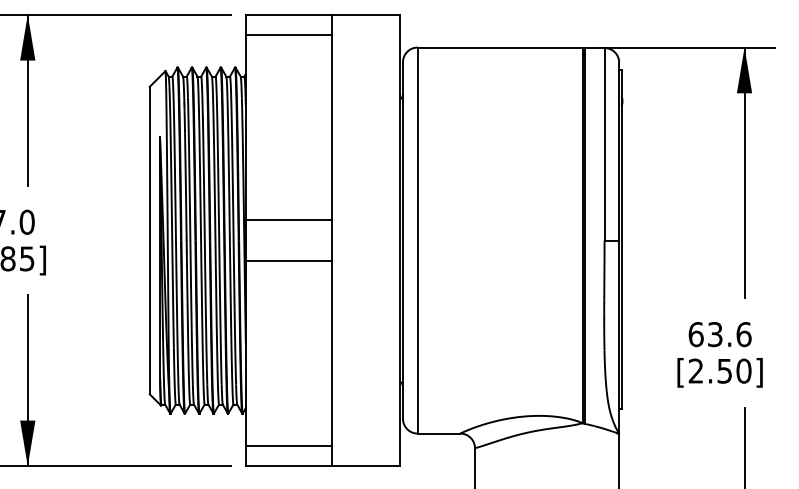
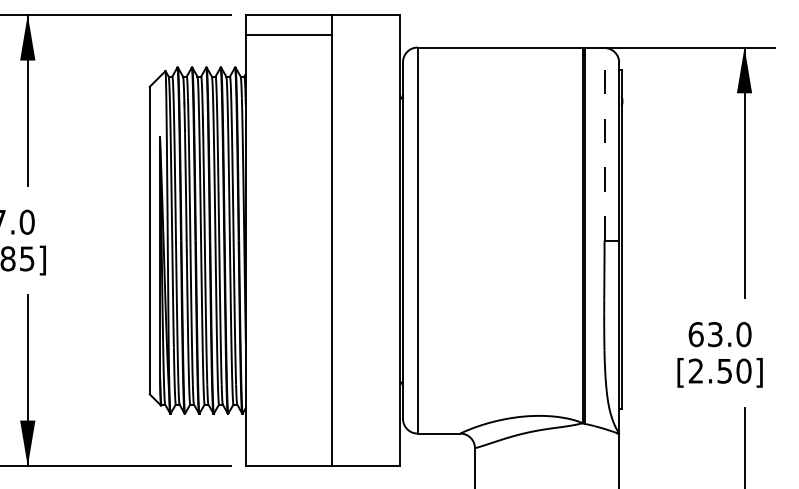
line: solid -> dashed (604, 143)
line: present -> none (288, 220)
line: present -> none (288, 260)
text: 63.6 -> 63.0 (743, 334)
line: present -> none (288, 446)
